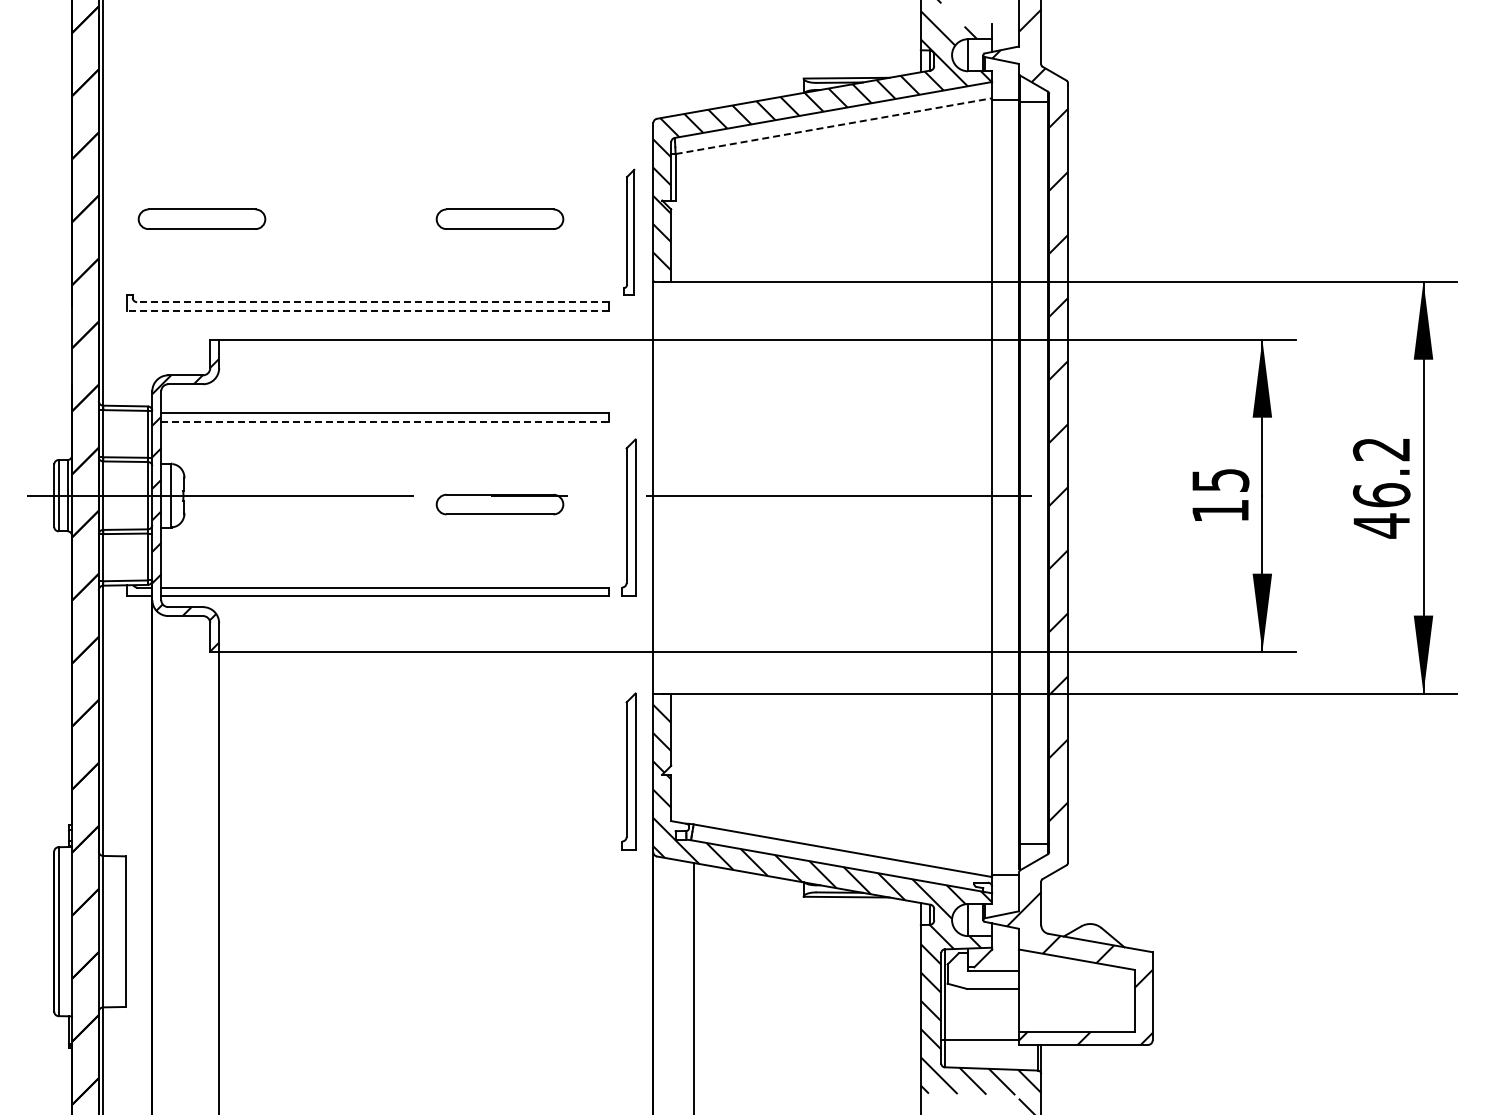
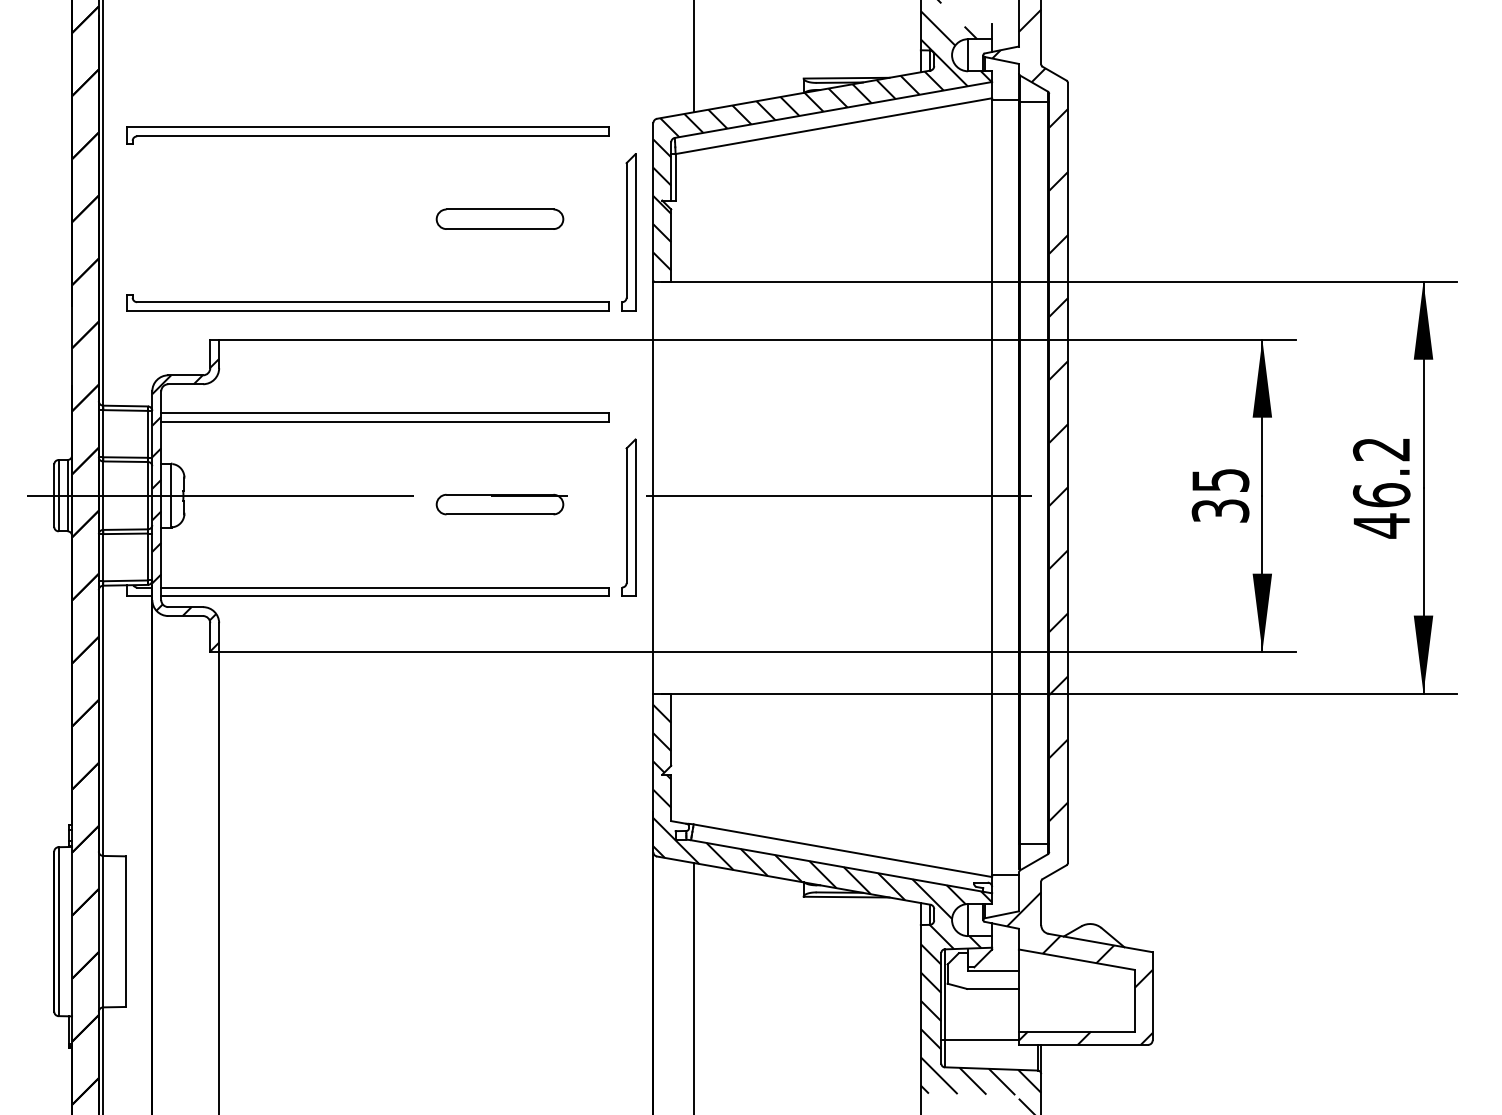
line: none -> present (693, 57)
line: dashed -> solid (833, 126)
part: none -> present (367, 135)
part: present -> none (201, 218)
part size: 13x128 px -> 16x159 px (628, 232)
line: dashed -> solid (372, 302)
line: dashed -> solid (368, 311)
line: dashed -> solid (385, 421)
text: 15 -> 35 (1220, 510)
part: present -> none (628, 771)
